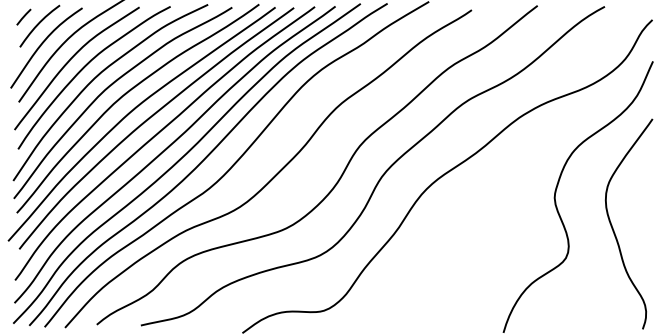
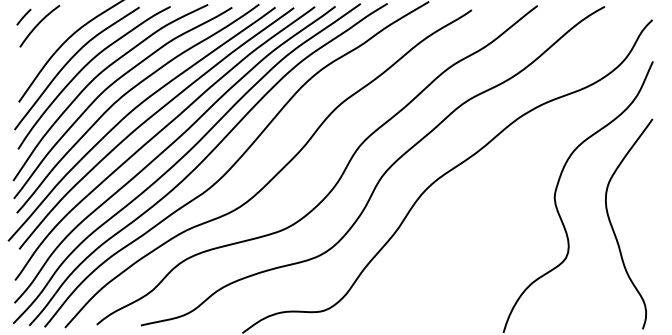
curve: present -> none (43, 43)
